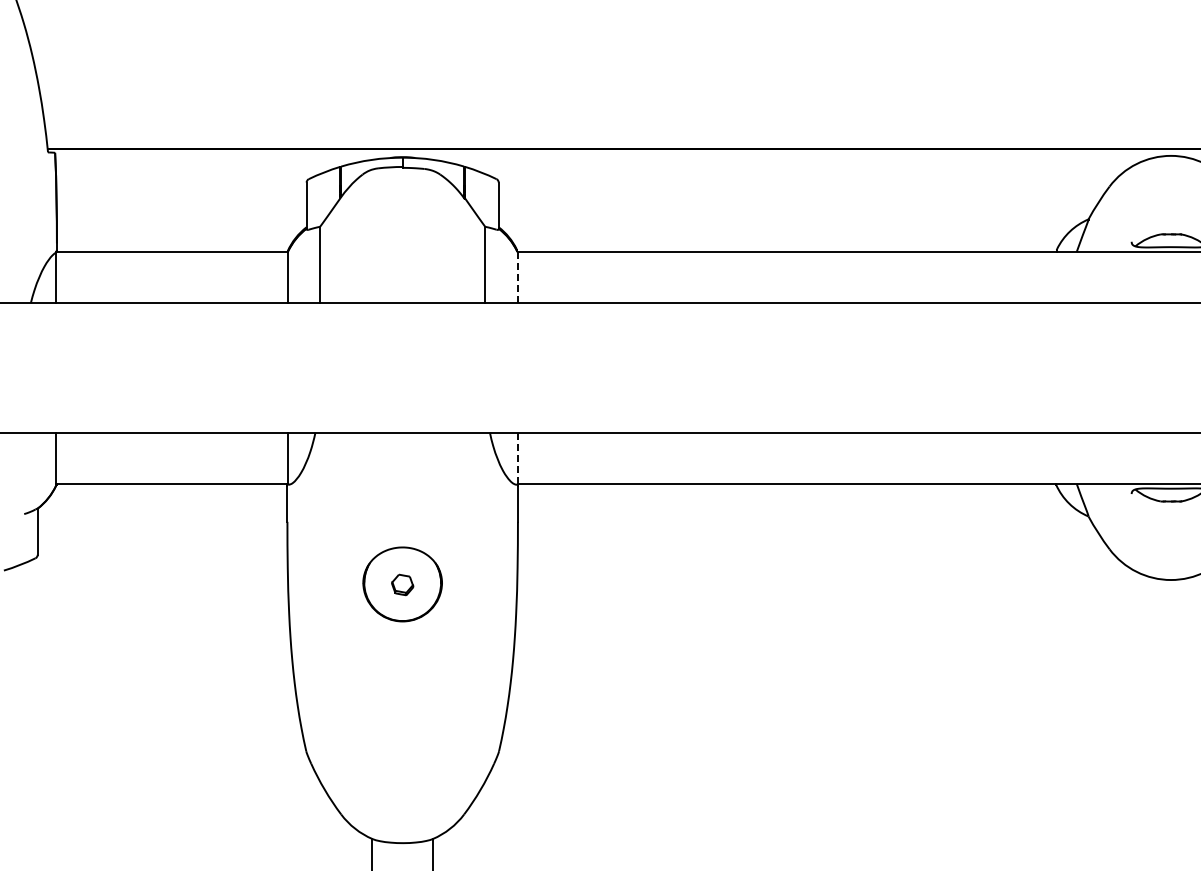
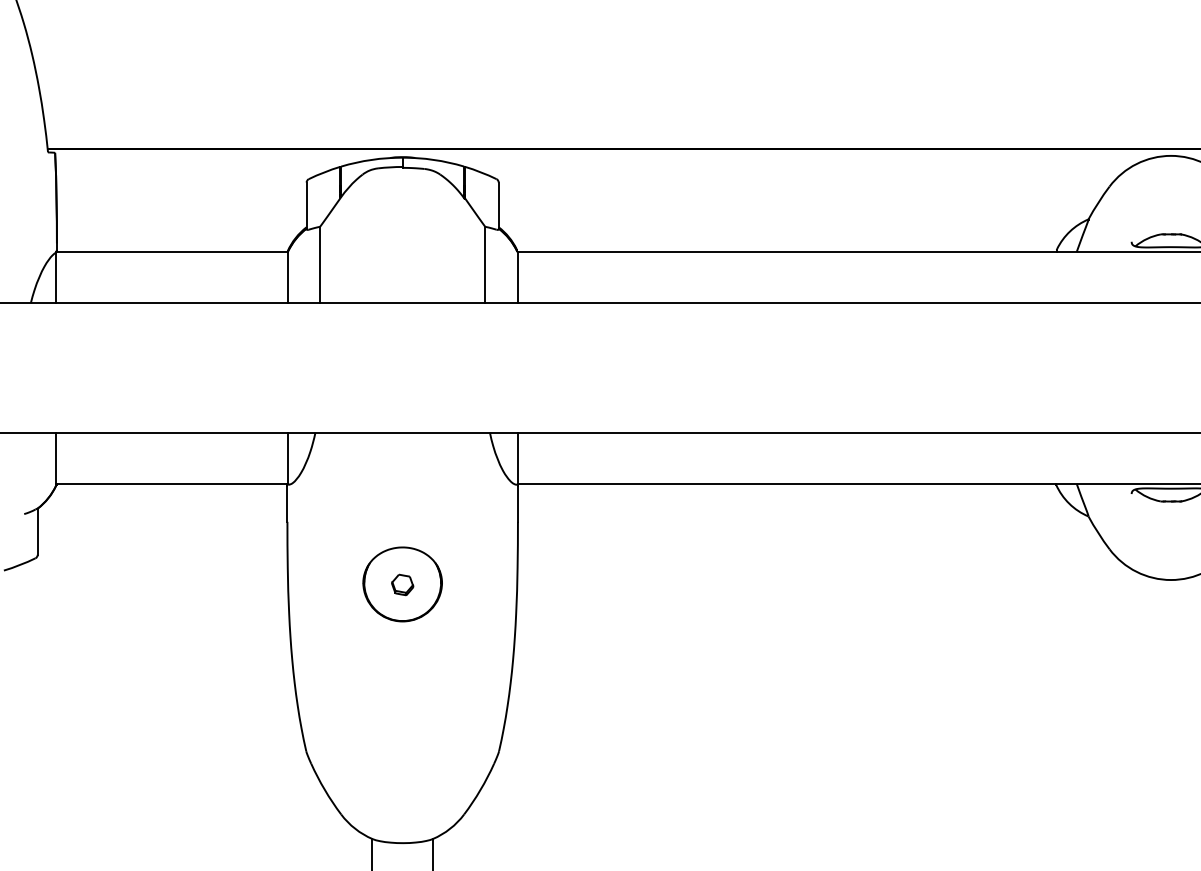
line: dashed -> solid (517, 277)
line: dashed -> solid (517, 458)
